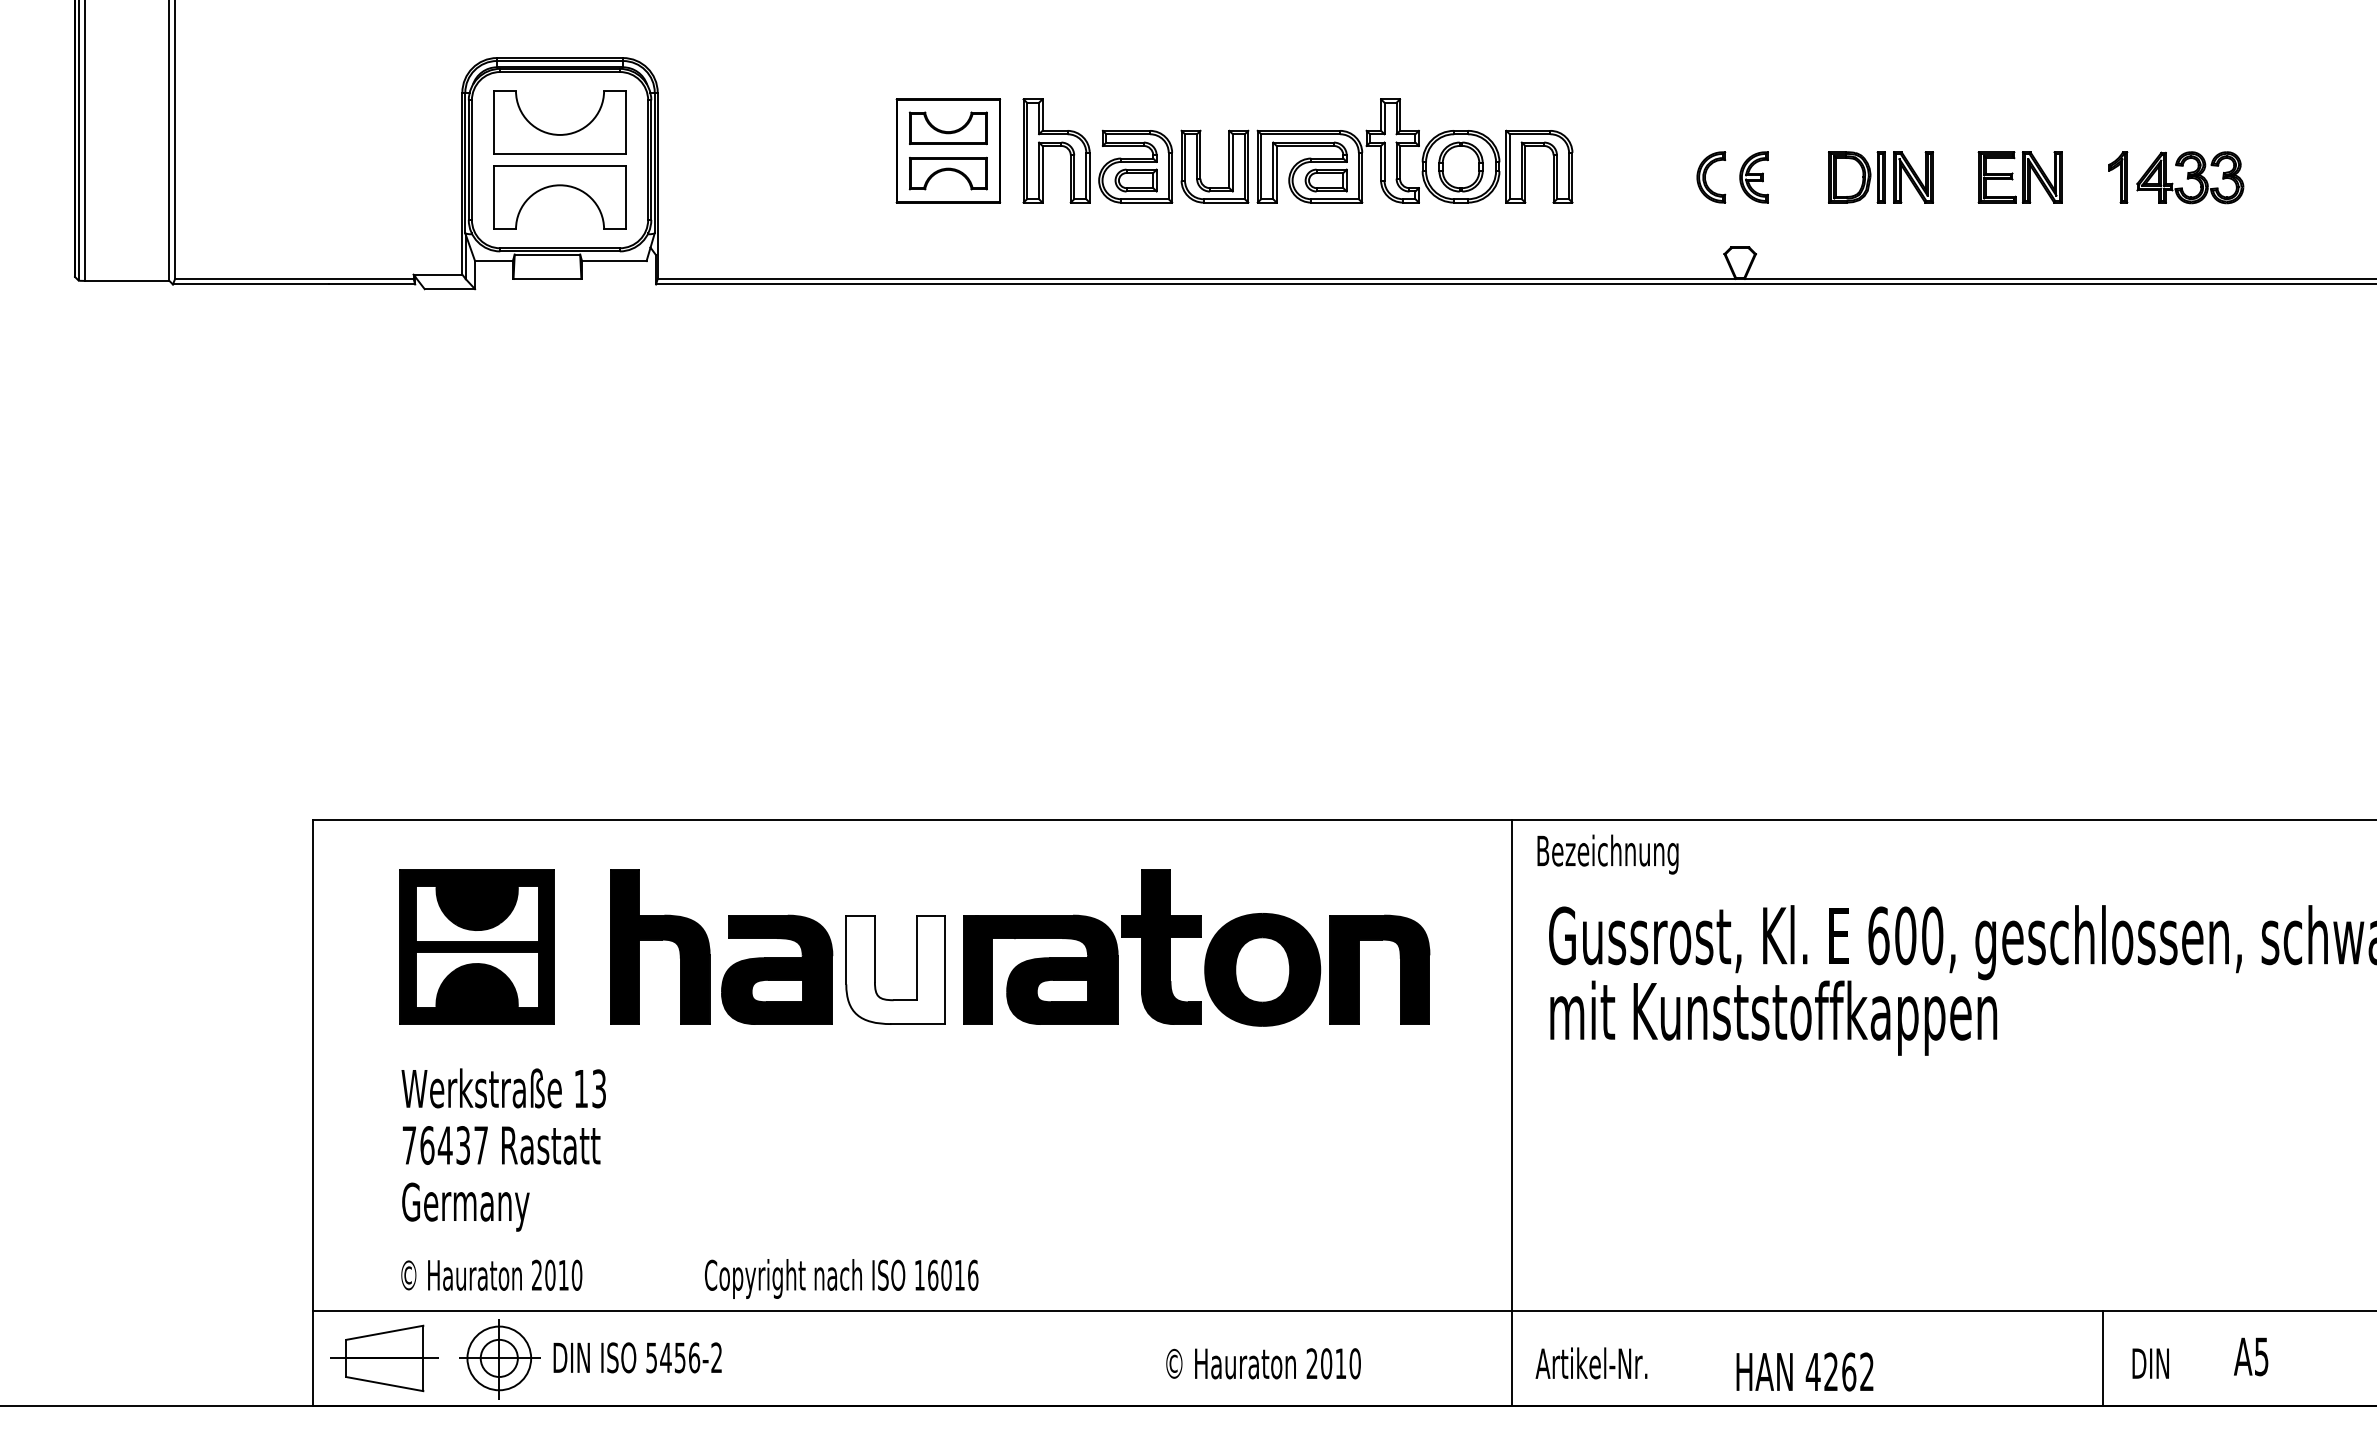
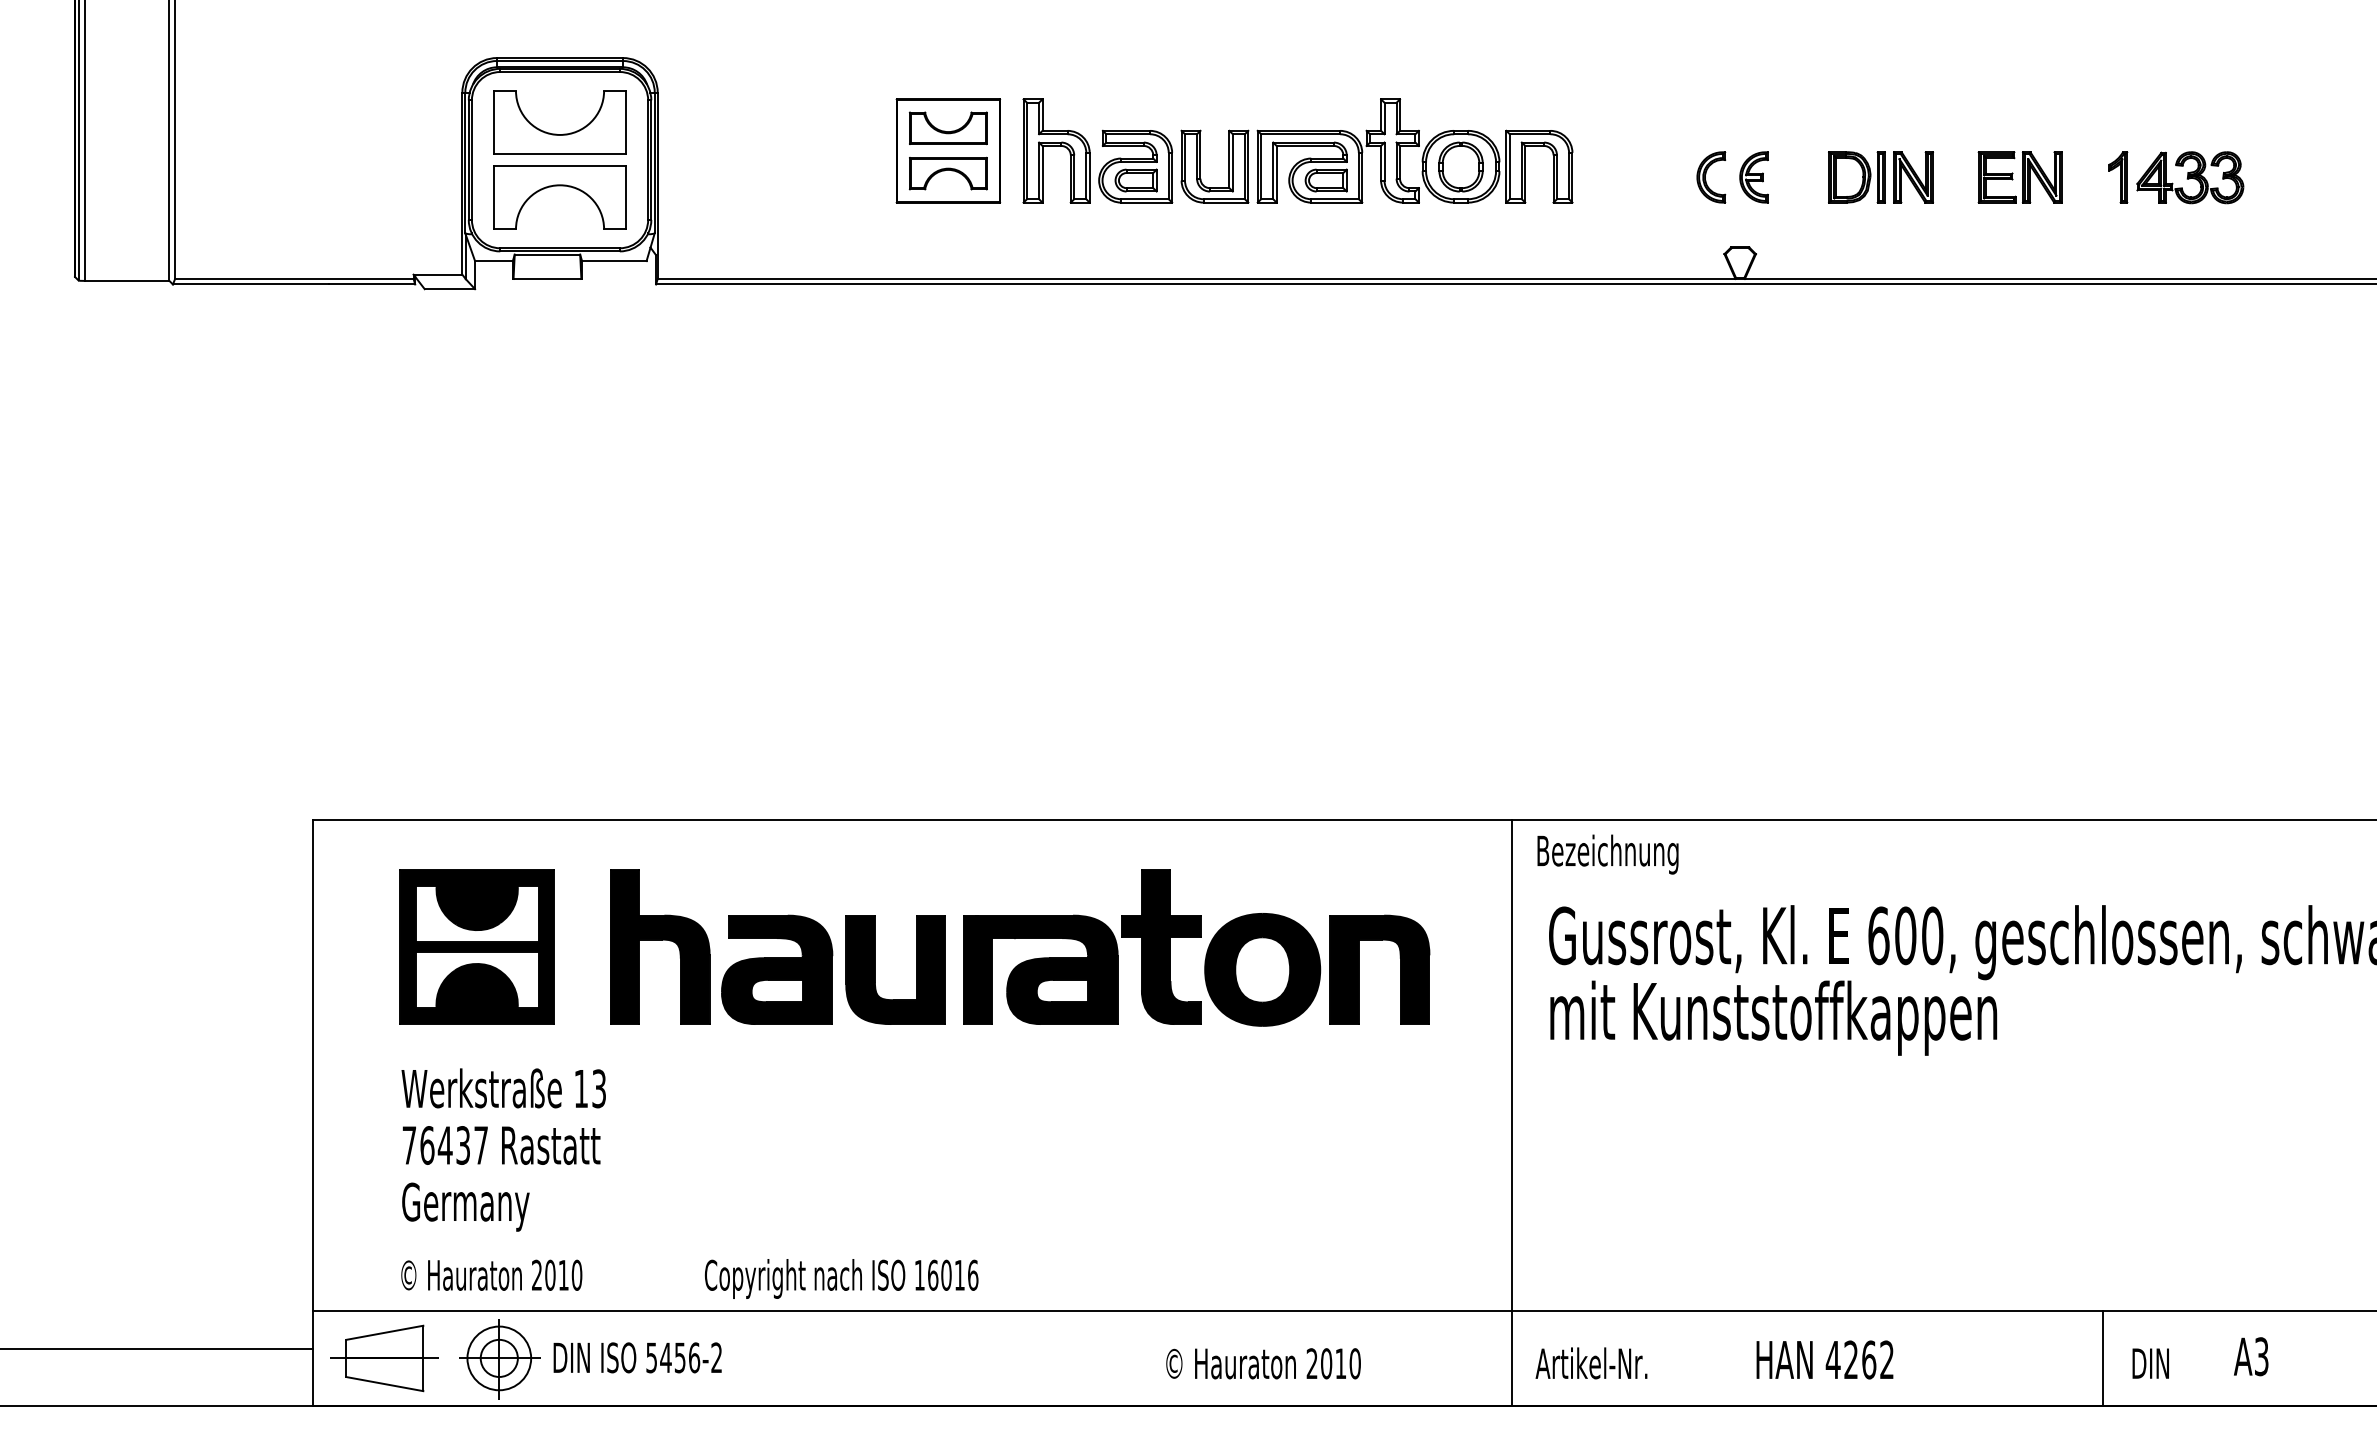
fill: none -> present (895, 969)
line: none -> present (157, 1349)
text: A5 -> A3 (2261, 1356)
text position: (1804, 1371) -> (1824, 1359) (1824, 1359)
